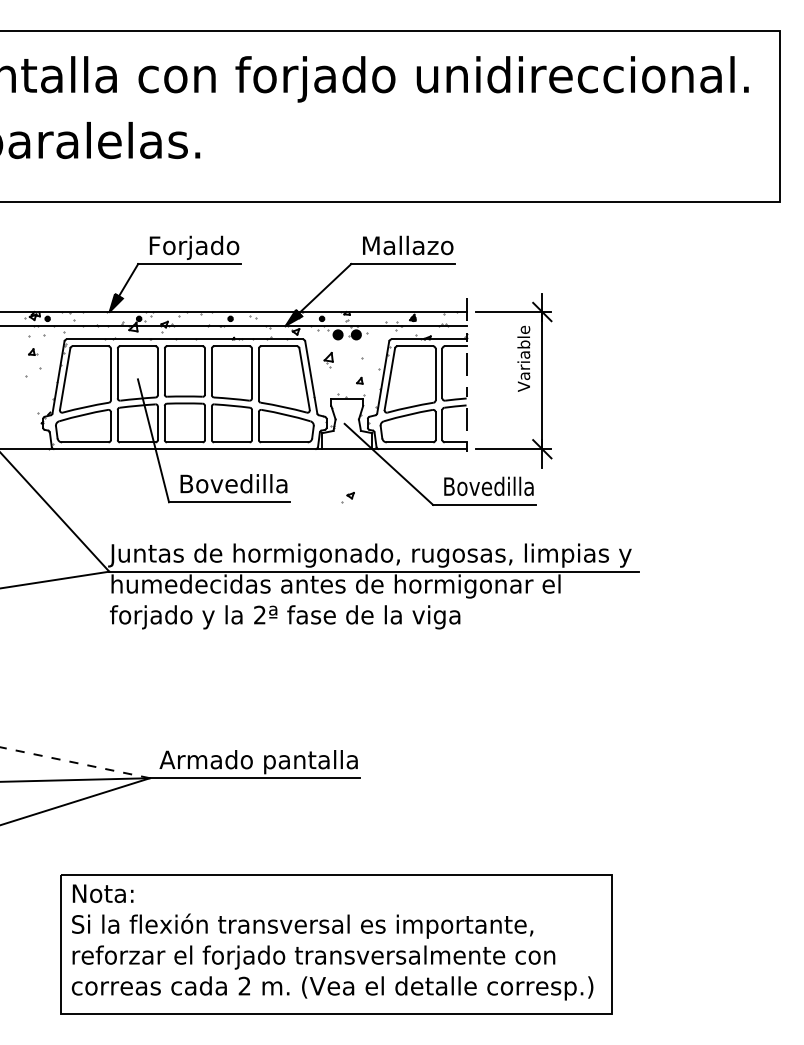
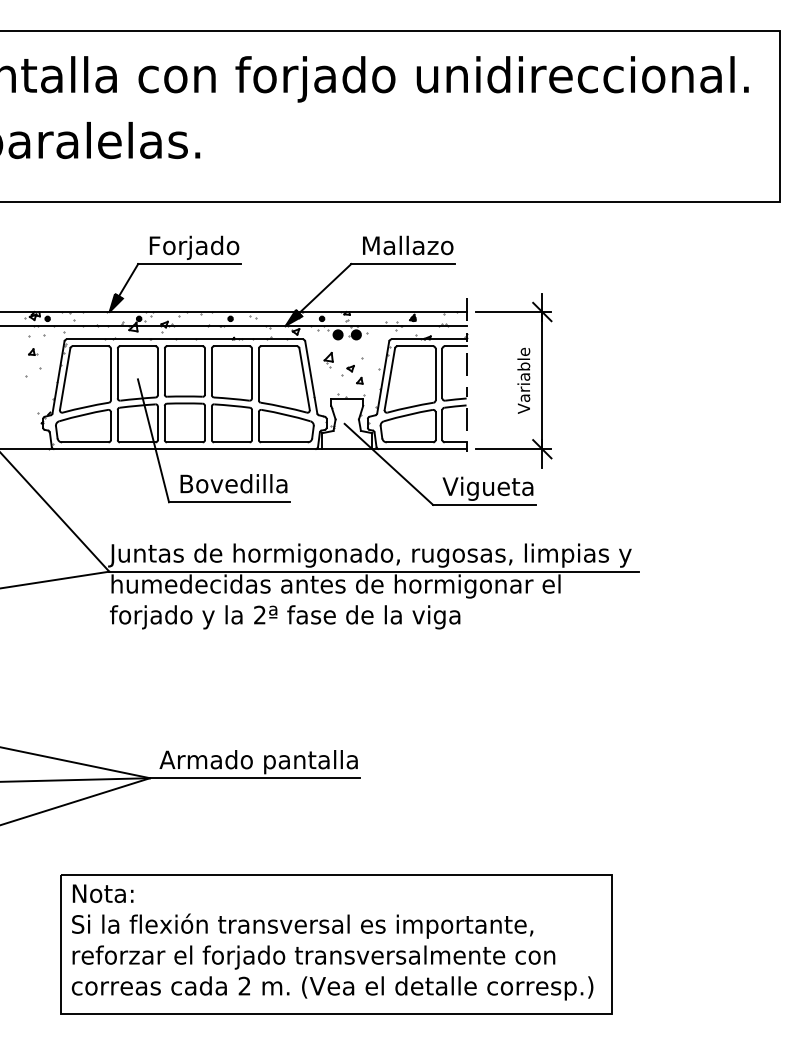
text position: (523, 358) -> (523, 380) (523, 380)
text: Bovedilla -> Vigueta (487, 488)
part position: (347, 497) -> (347, 370) (347, 370)
line: dashed -> solid (74, 762)
